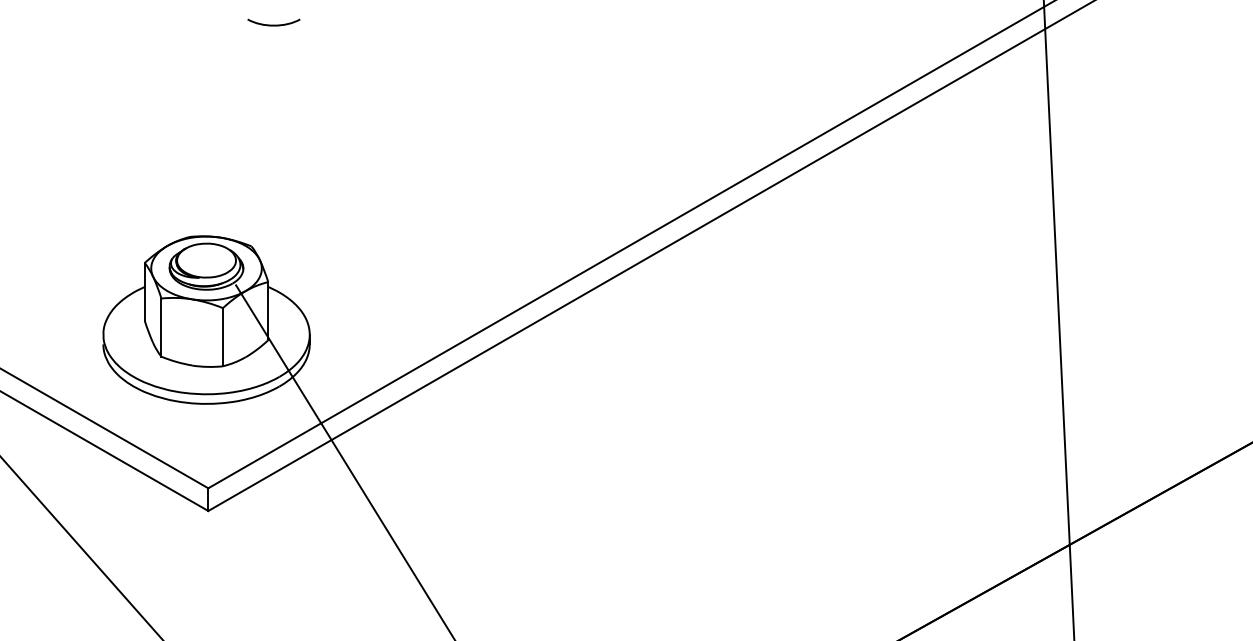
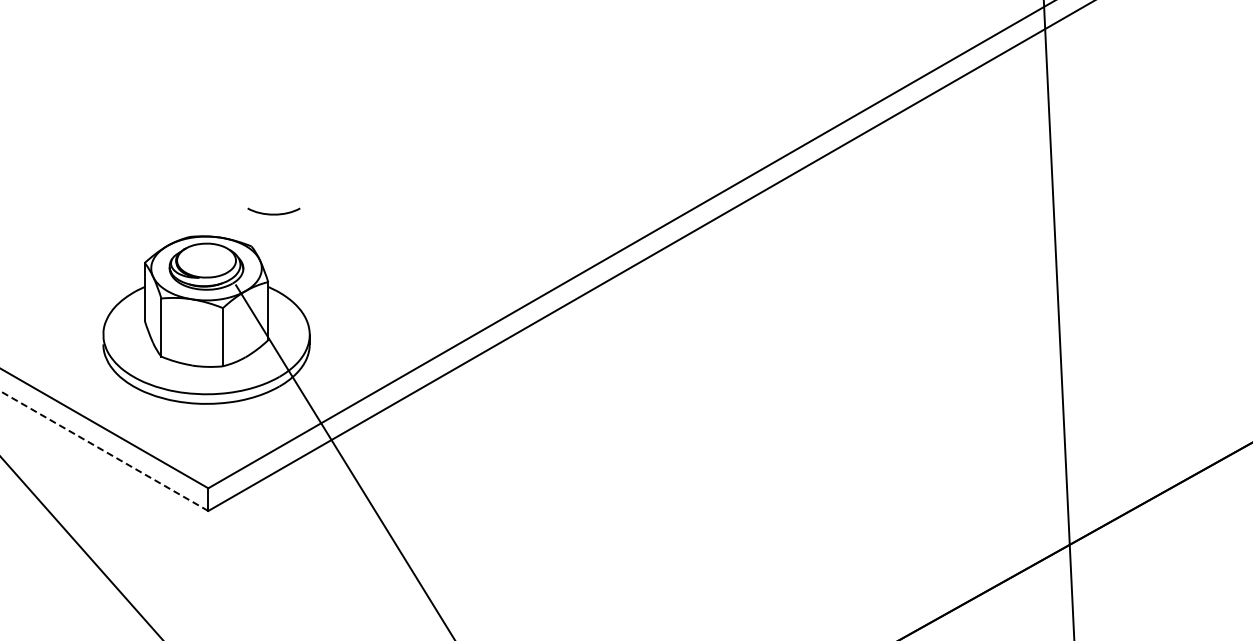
arc position: (273, 24) -> (273, 213) (273, 213)
line: solid -> dashed (104, 451)
